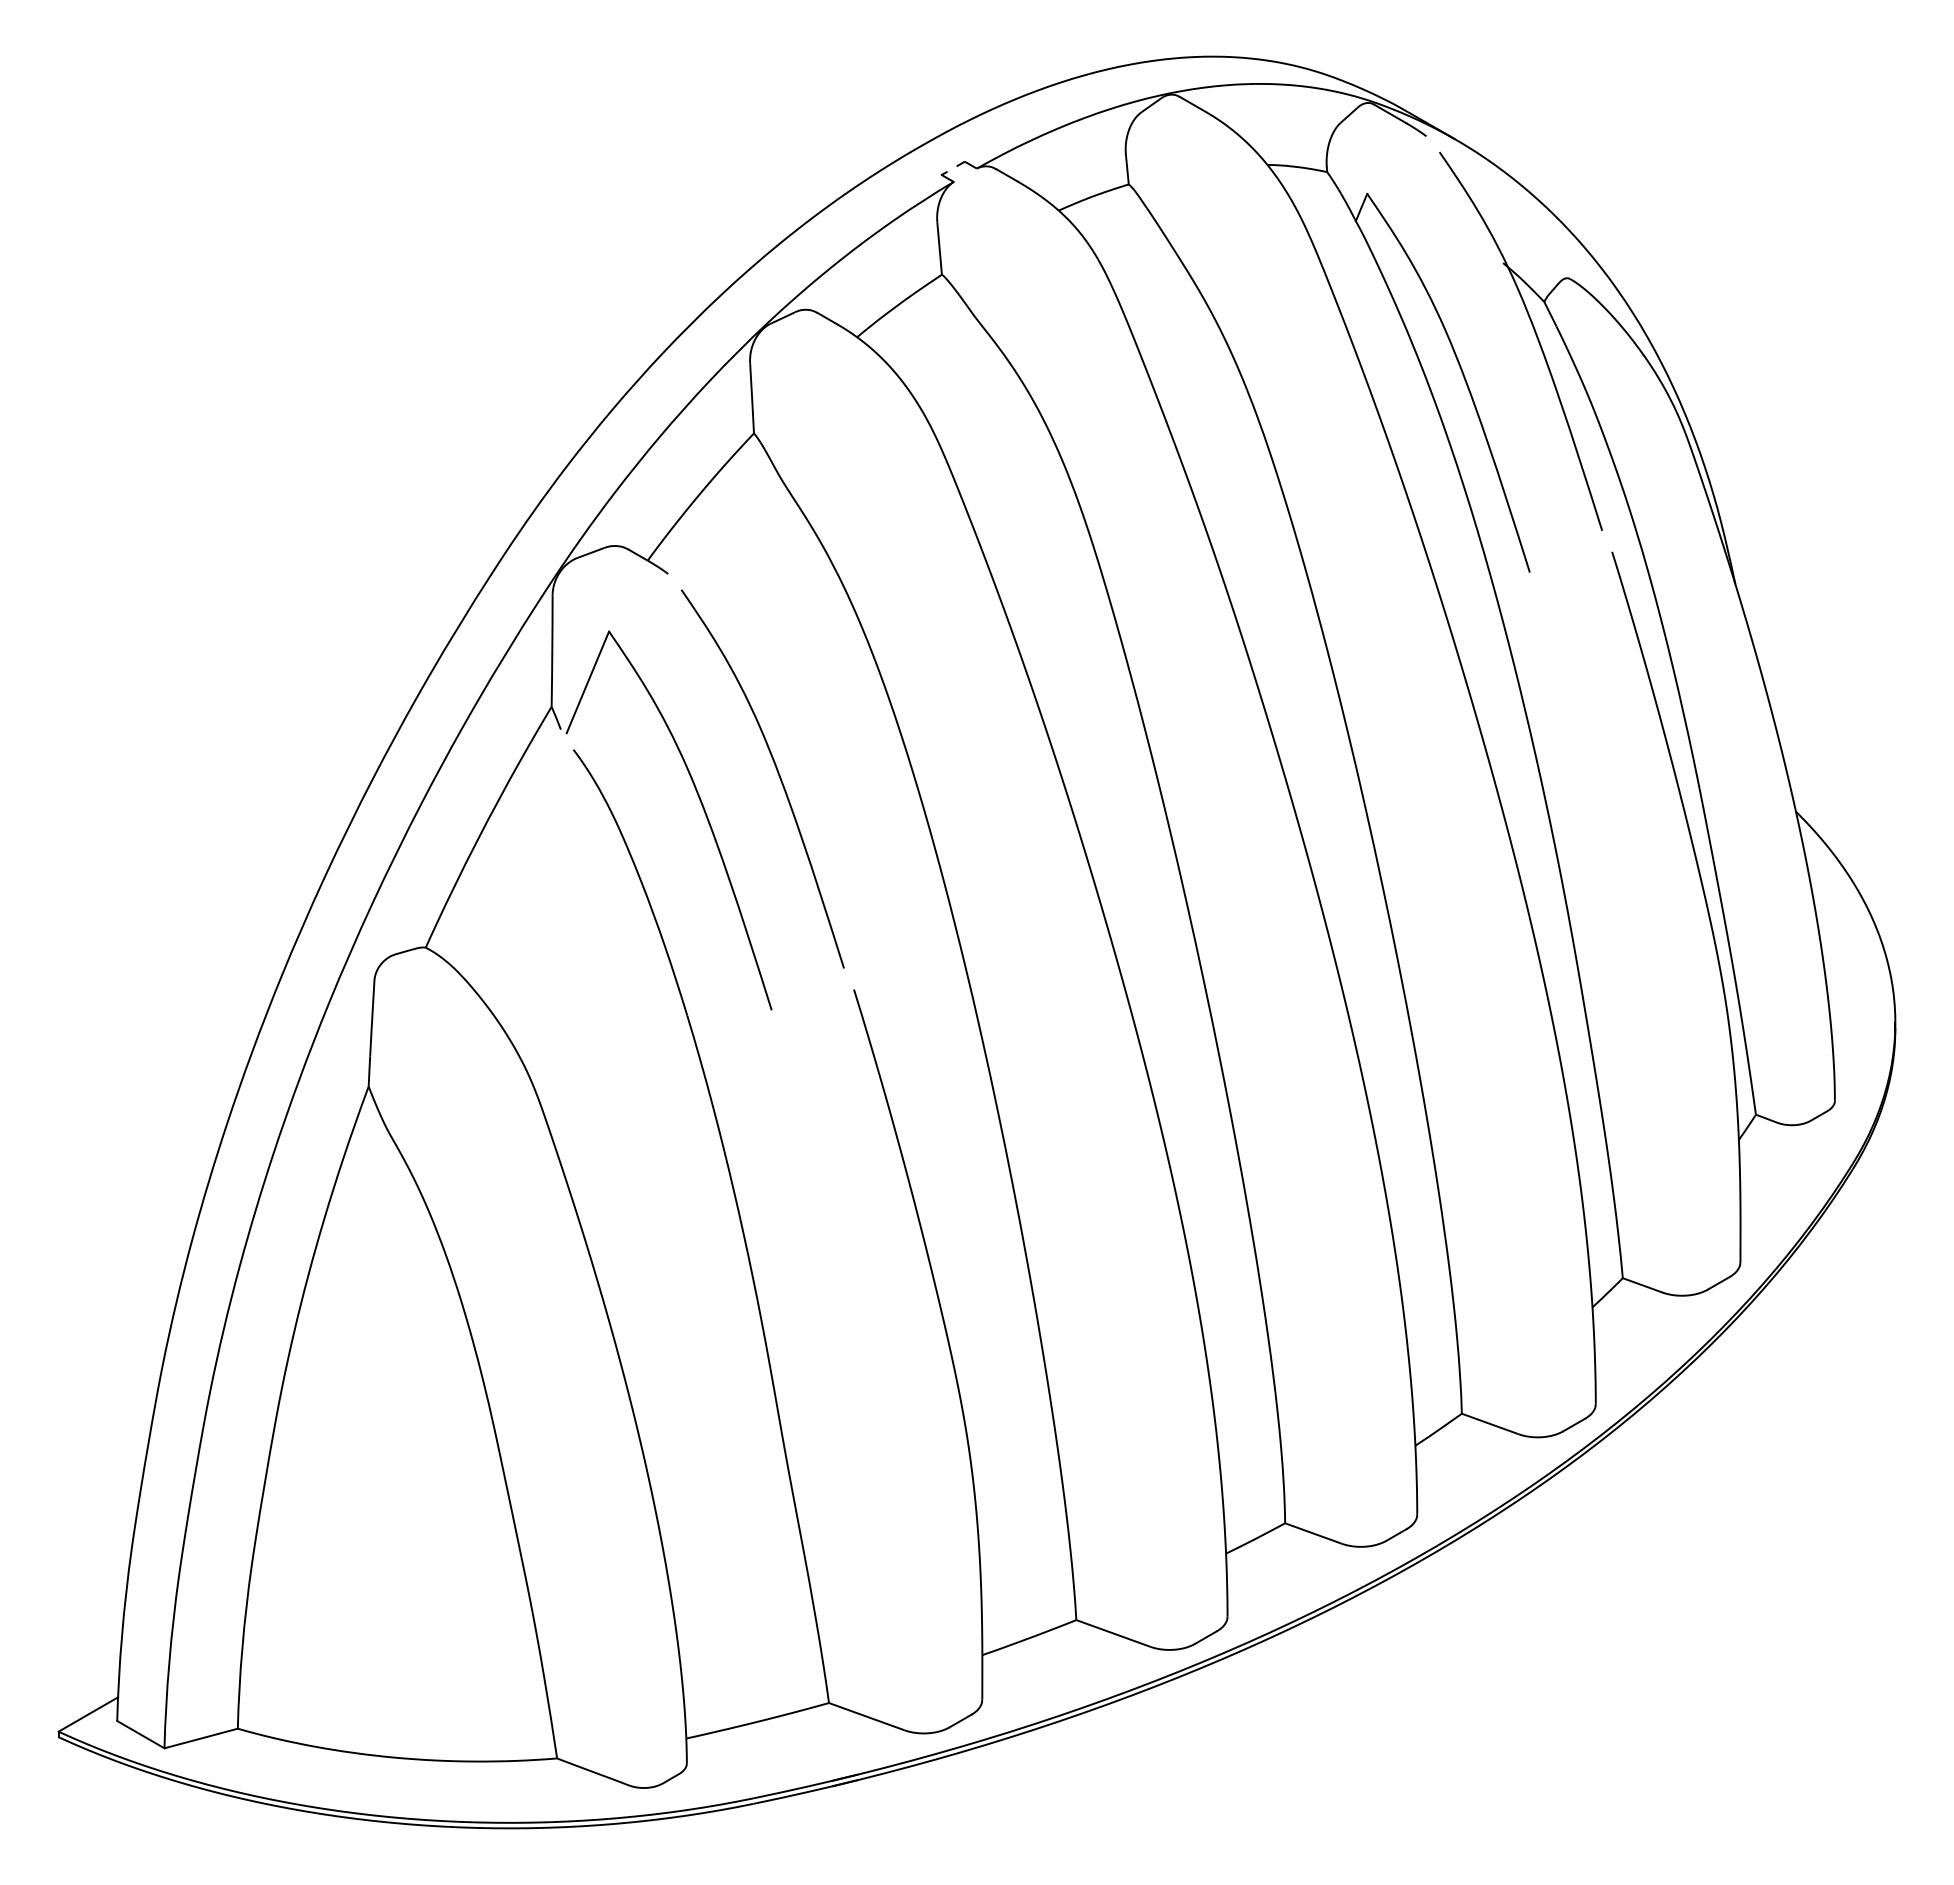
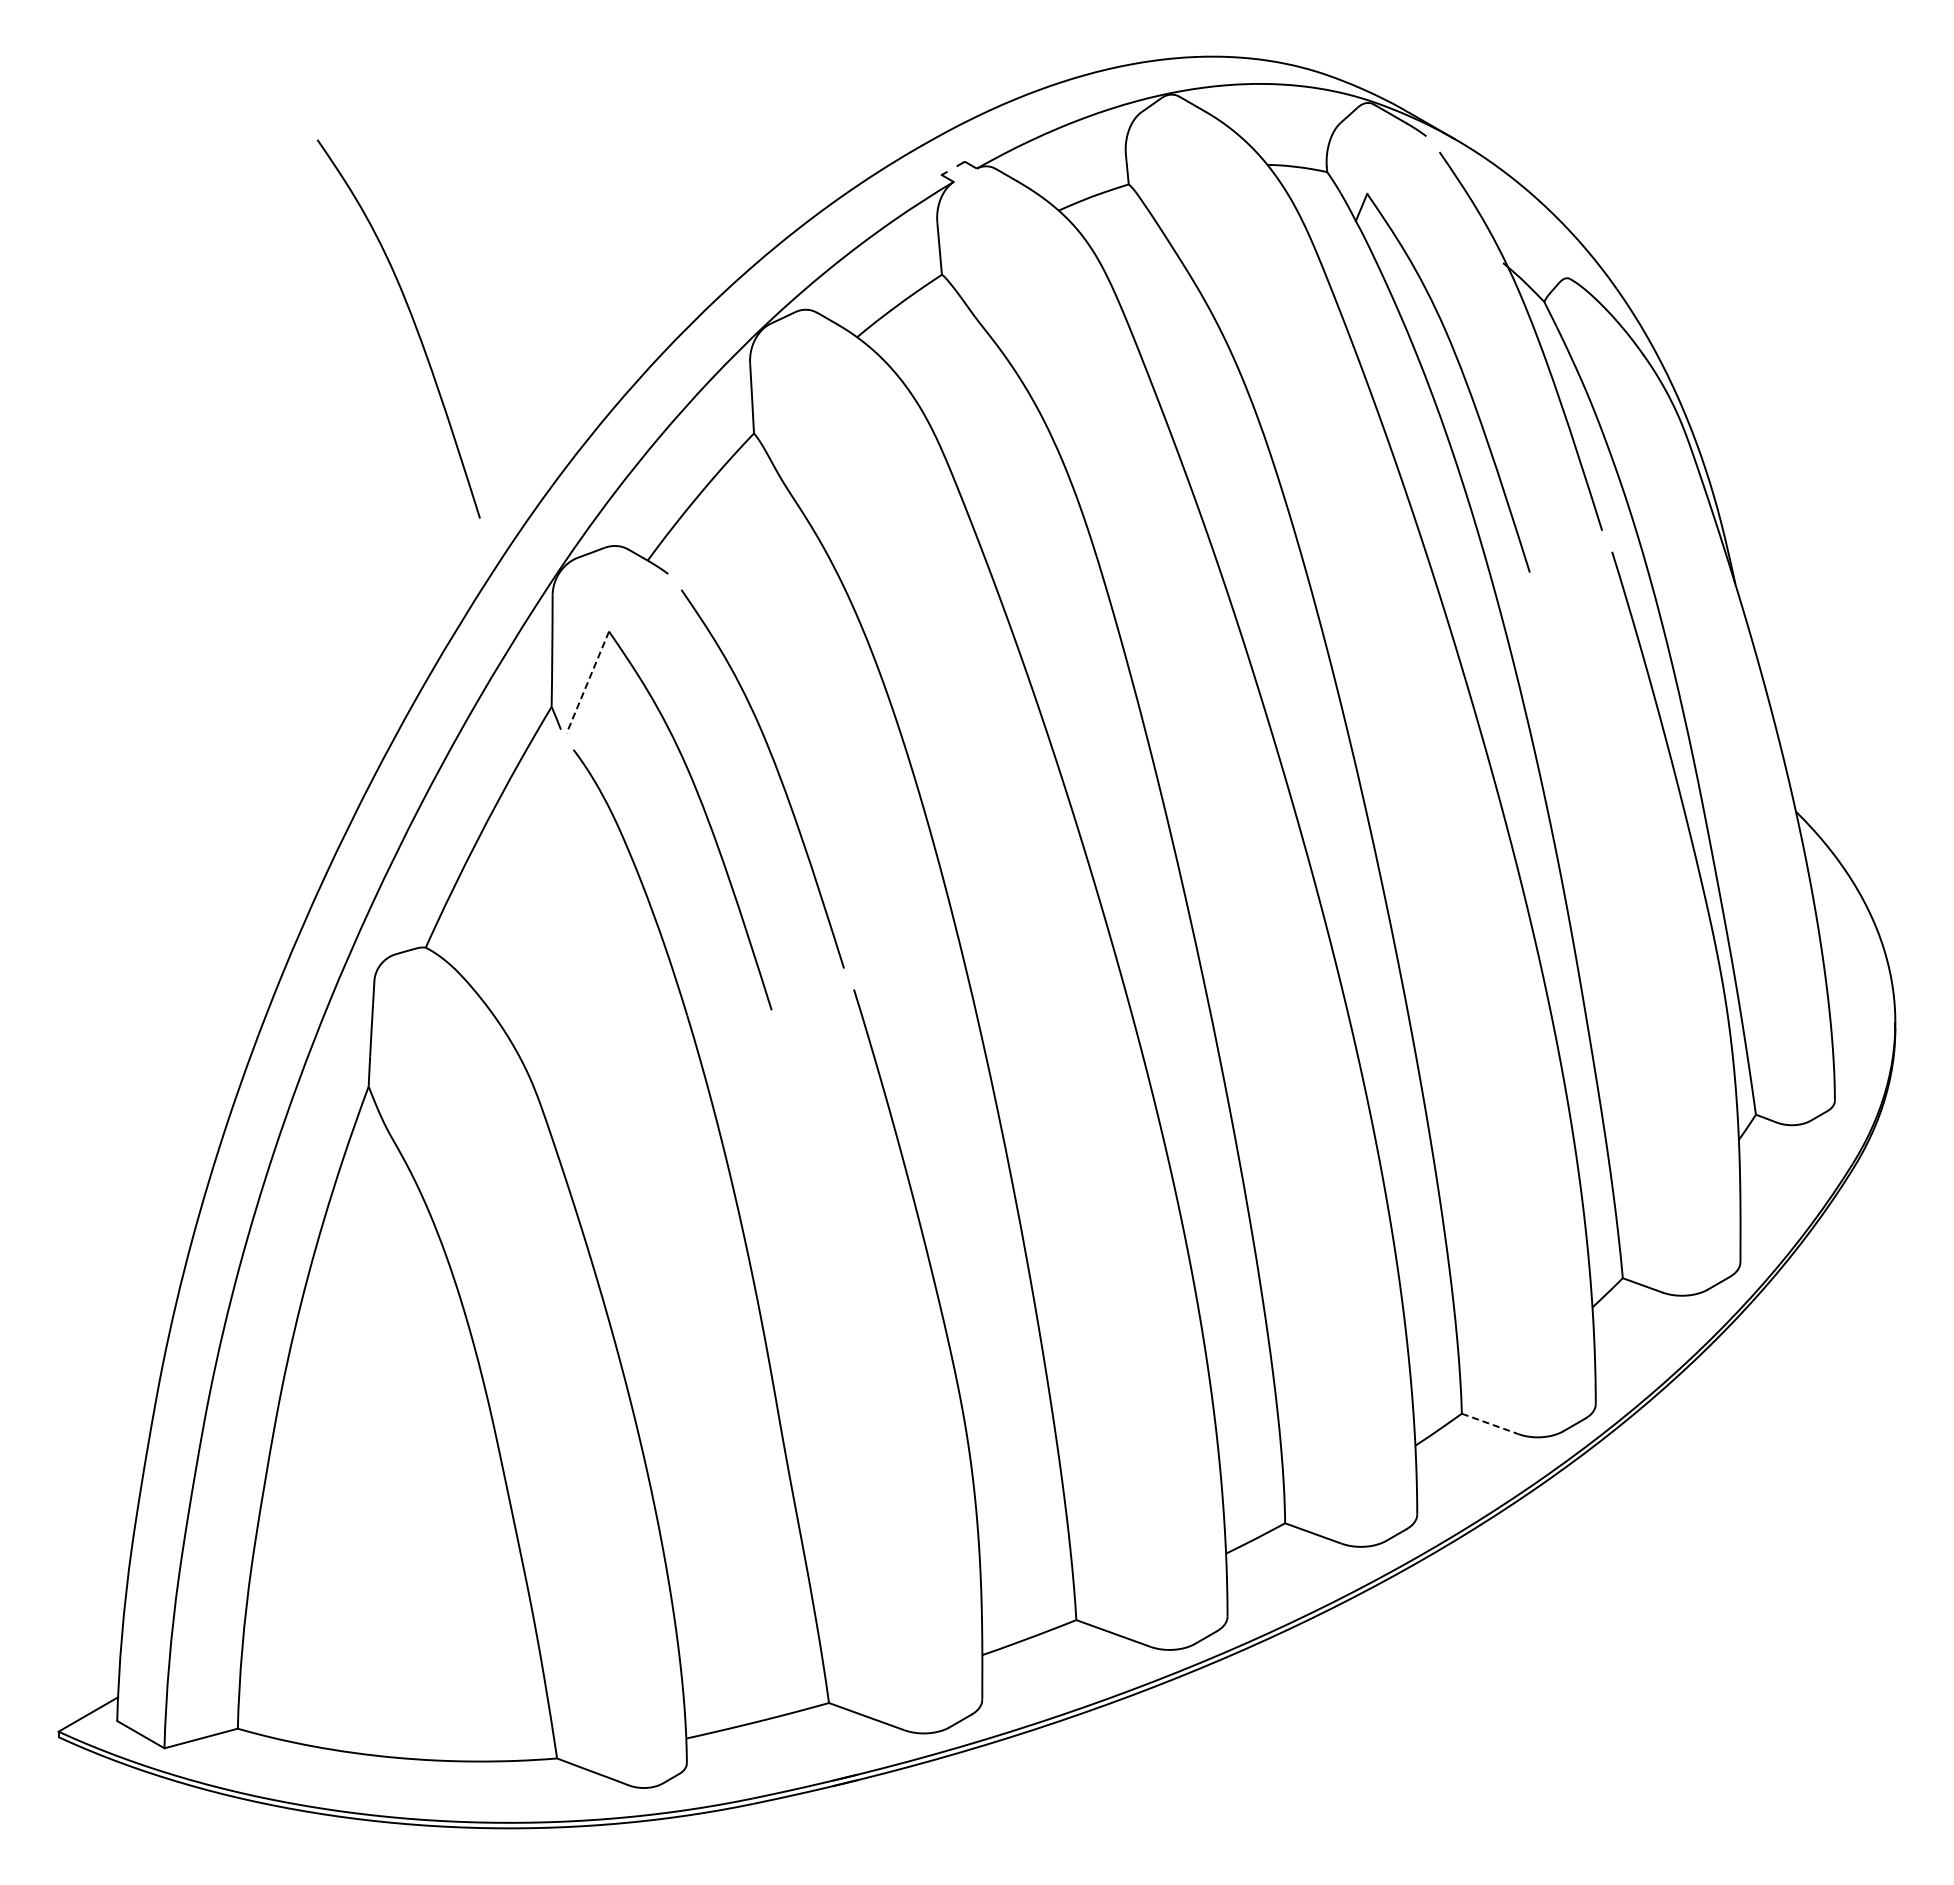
curve: none -> present (413, 323)
line: solid -> dashed (587, 682)
line: solid -> dashed (1489, 1423)
